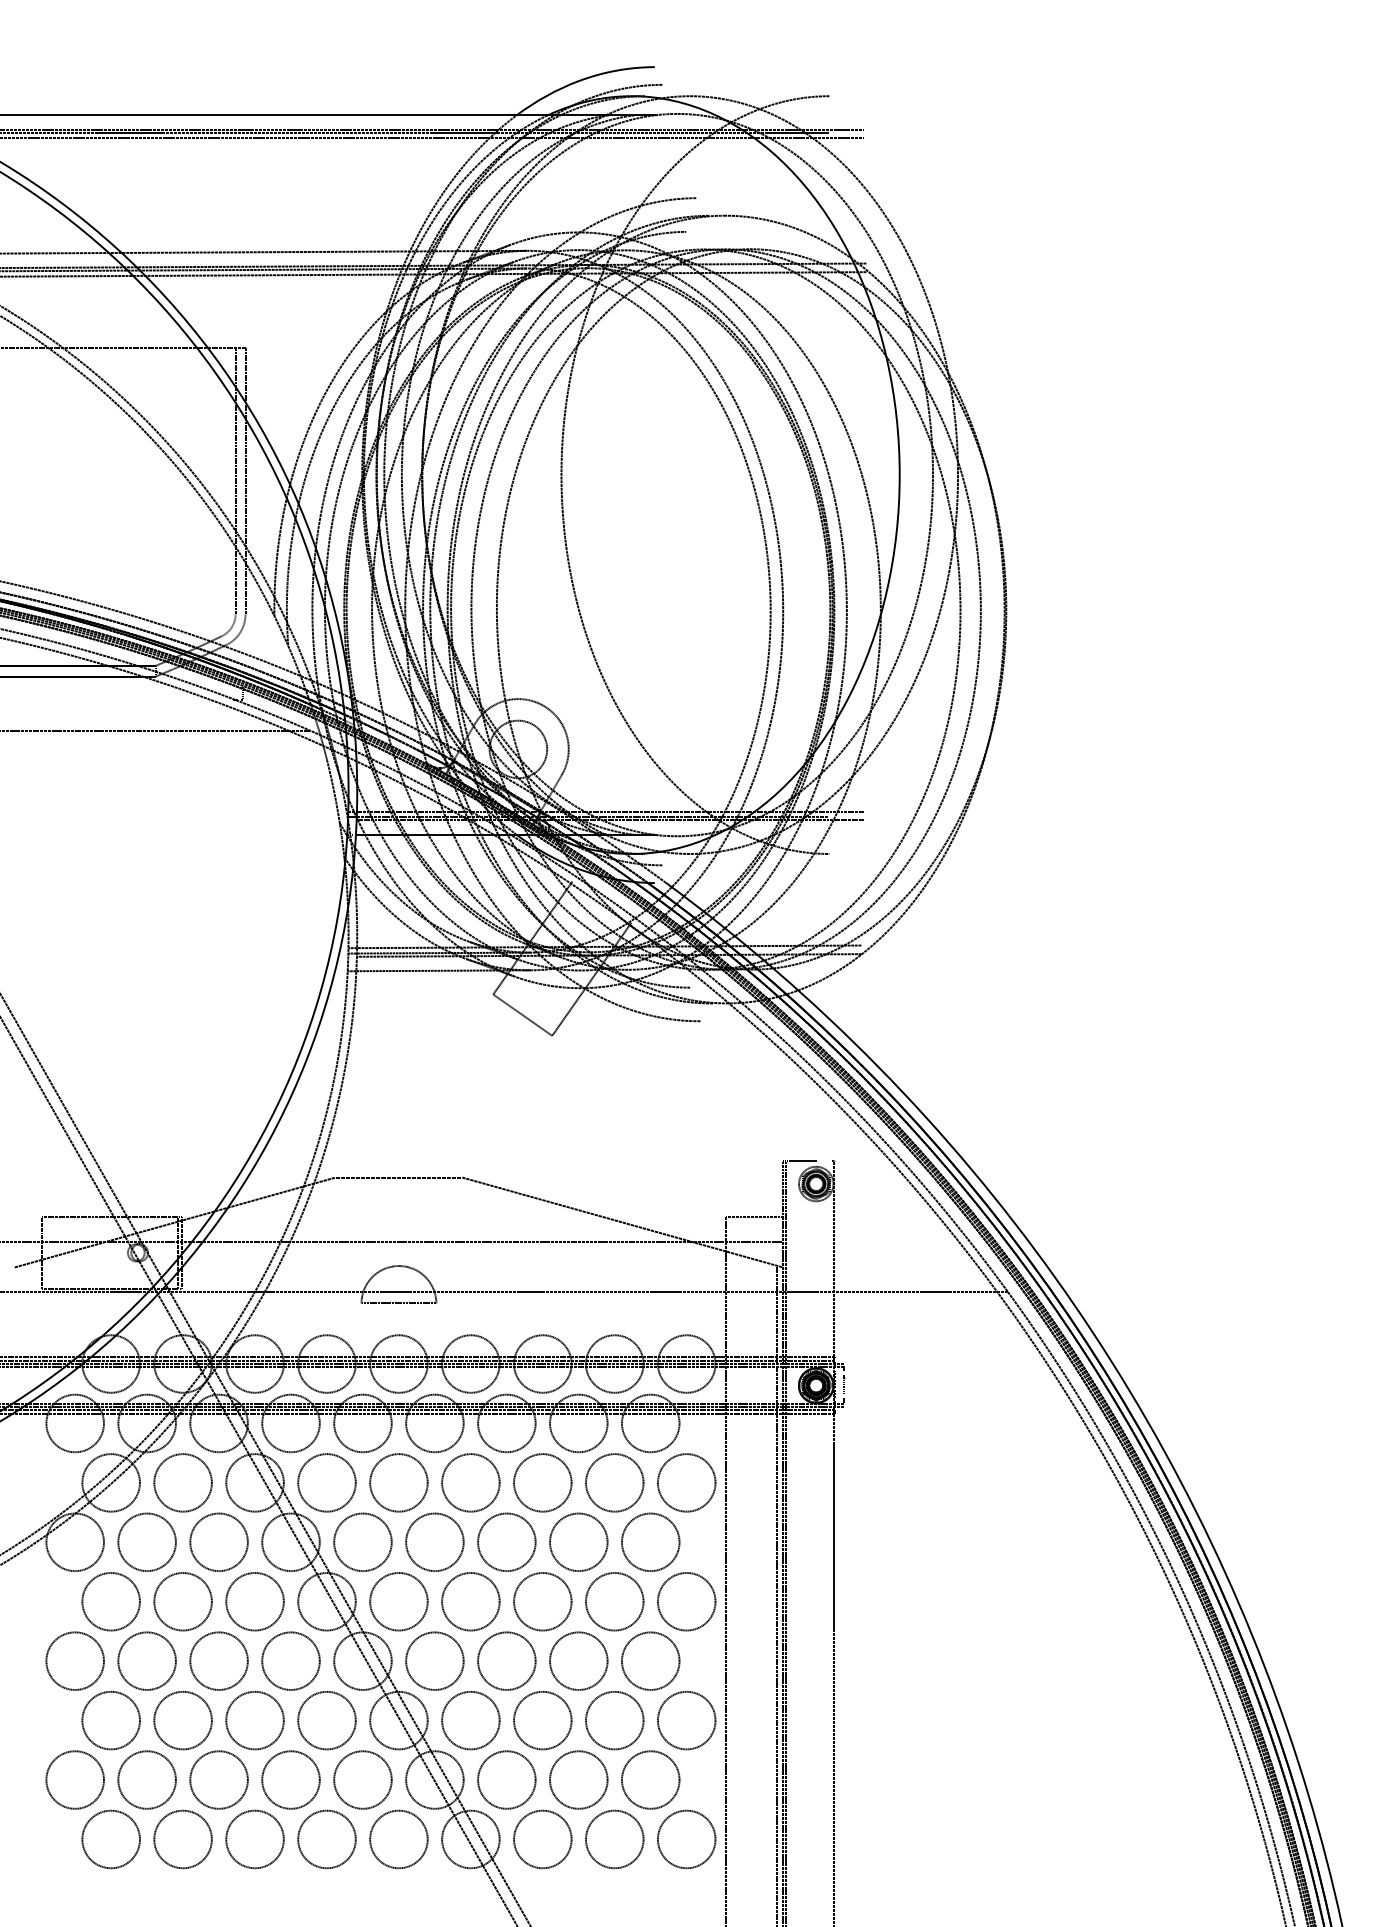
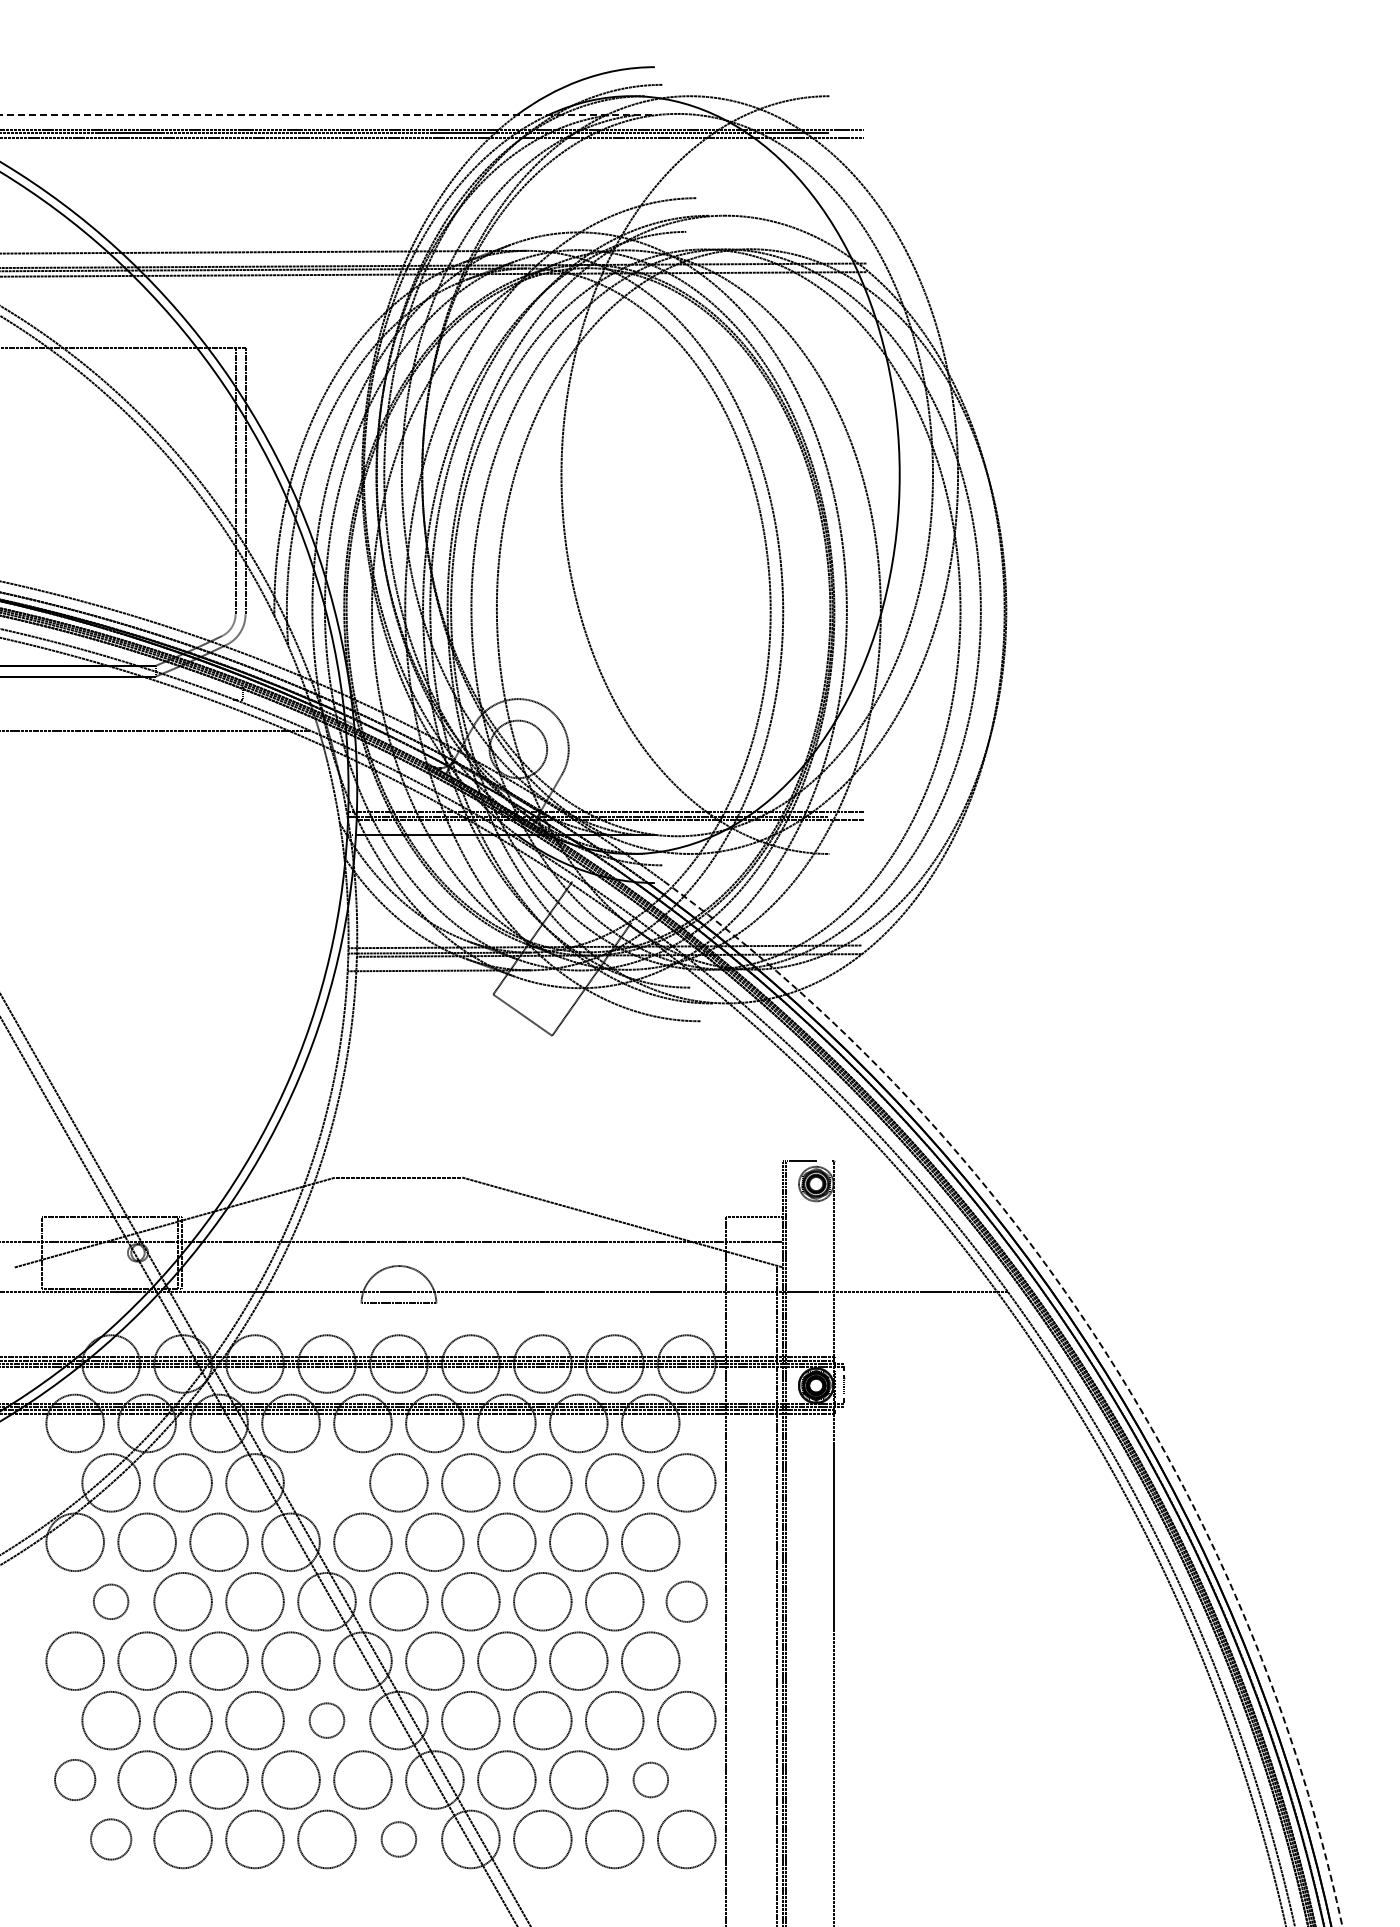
line: solid -> dashed (327, 115)
arc: solid -> dashed (1098, 1340)
circle: present -> none (326, 1482)
circle size: 60x60 px -> 37x37 px (111, 1601)
circle diameter: 58 px -> 40 px (686, 1601)
circle diameter: 58 px -> 35 px (326, 1720)
circle diameter: 58 px -> 40 px (75, 1779)
circle size: 60x60 px -> 37x38 px (650, 1779)
circle diameter: 58 px -> 40 px (111, 1839)
circle diameter: 58 px -> 35 px (398, 1839)
